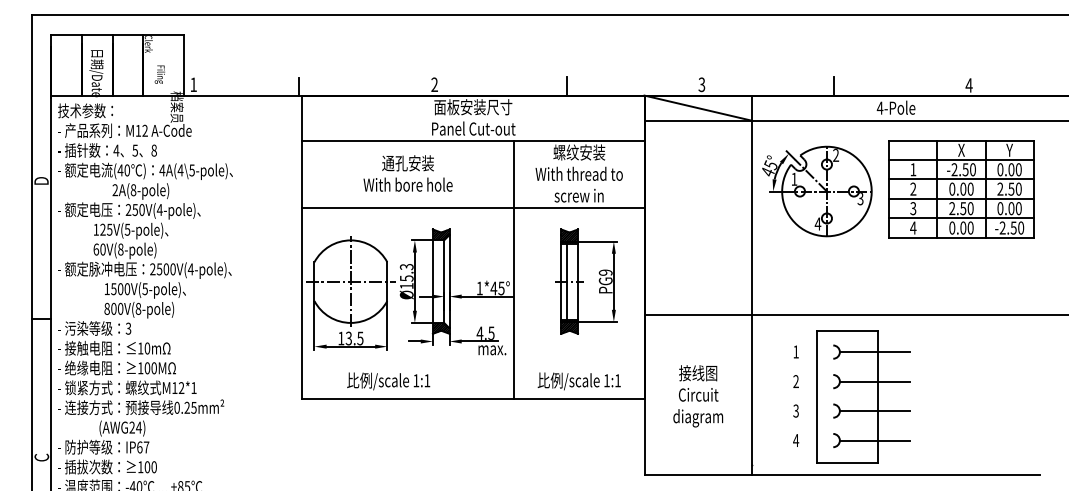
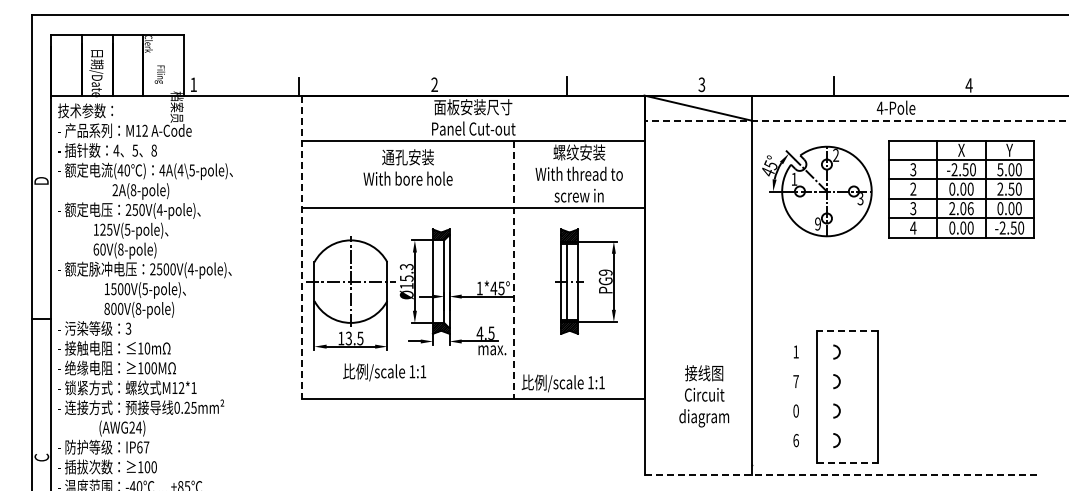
line: solid -> dashed (856, 120)
text: 1 -> 3 (913, 169)
text: 0.00 -> 5.00 (1000, 169)
text position: (407, 173) -> (407, 167) (407, 167)
text: 2.50 -> 2.06 (966, 208)
text: 4 -> 9 (817, 223)
line: solid -> dashed (302, 247)
line: solid -> dashed (514, 269)
line: present -> none (854, 315)
line: solid -> dashed (847, 330)
line: present -> none (874, 352)
text position: (388, 381) -> (384, 372) (384, 372)
text position: (578, 381) -> (562, 383) (562, 383)
text: 2 -> 7 (795, 381)
line: present -> none (874, 381)
text position: (698, 396) -> (704, 396) (704, 396)
text: 3 -> 0 (795, 410)
line: present -> none (874, 411)
text: 4 -> 6 (796, 440)
line: present -> none (874, 440)
line: solid -> dashed (847, 462)
line: solid -> dashed (842, 475)
